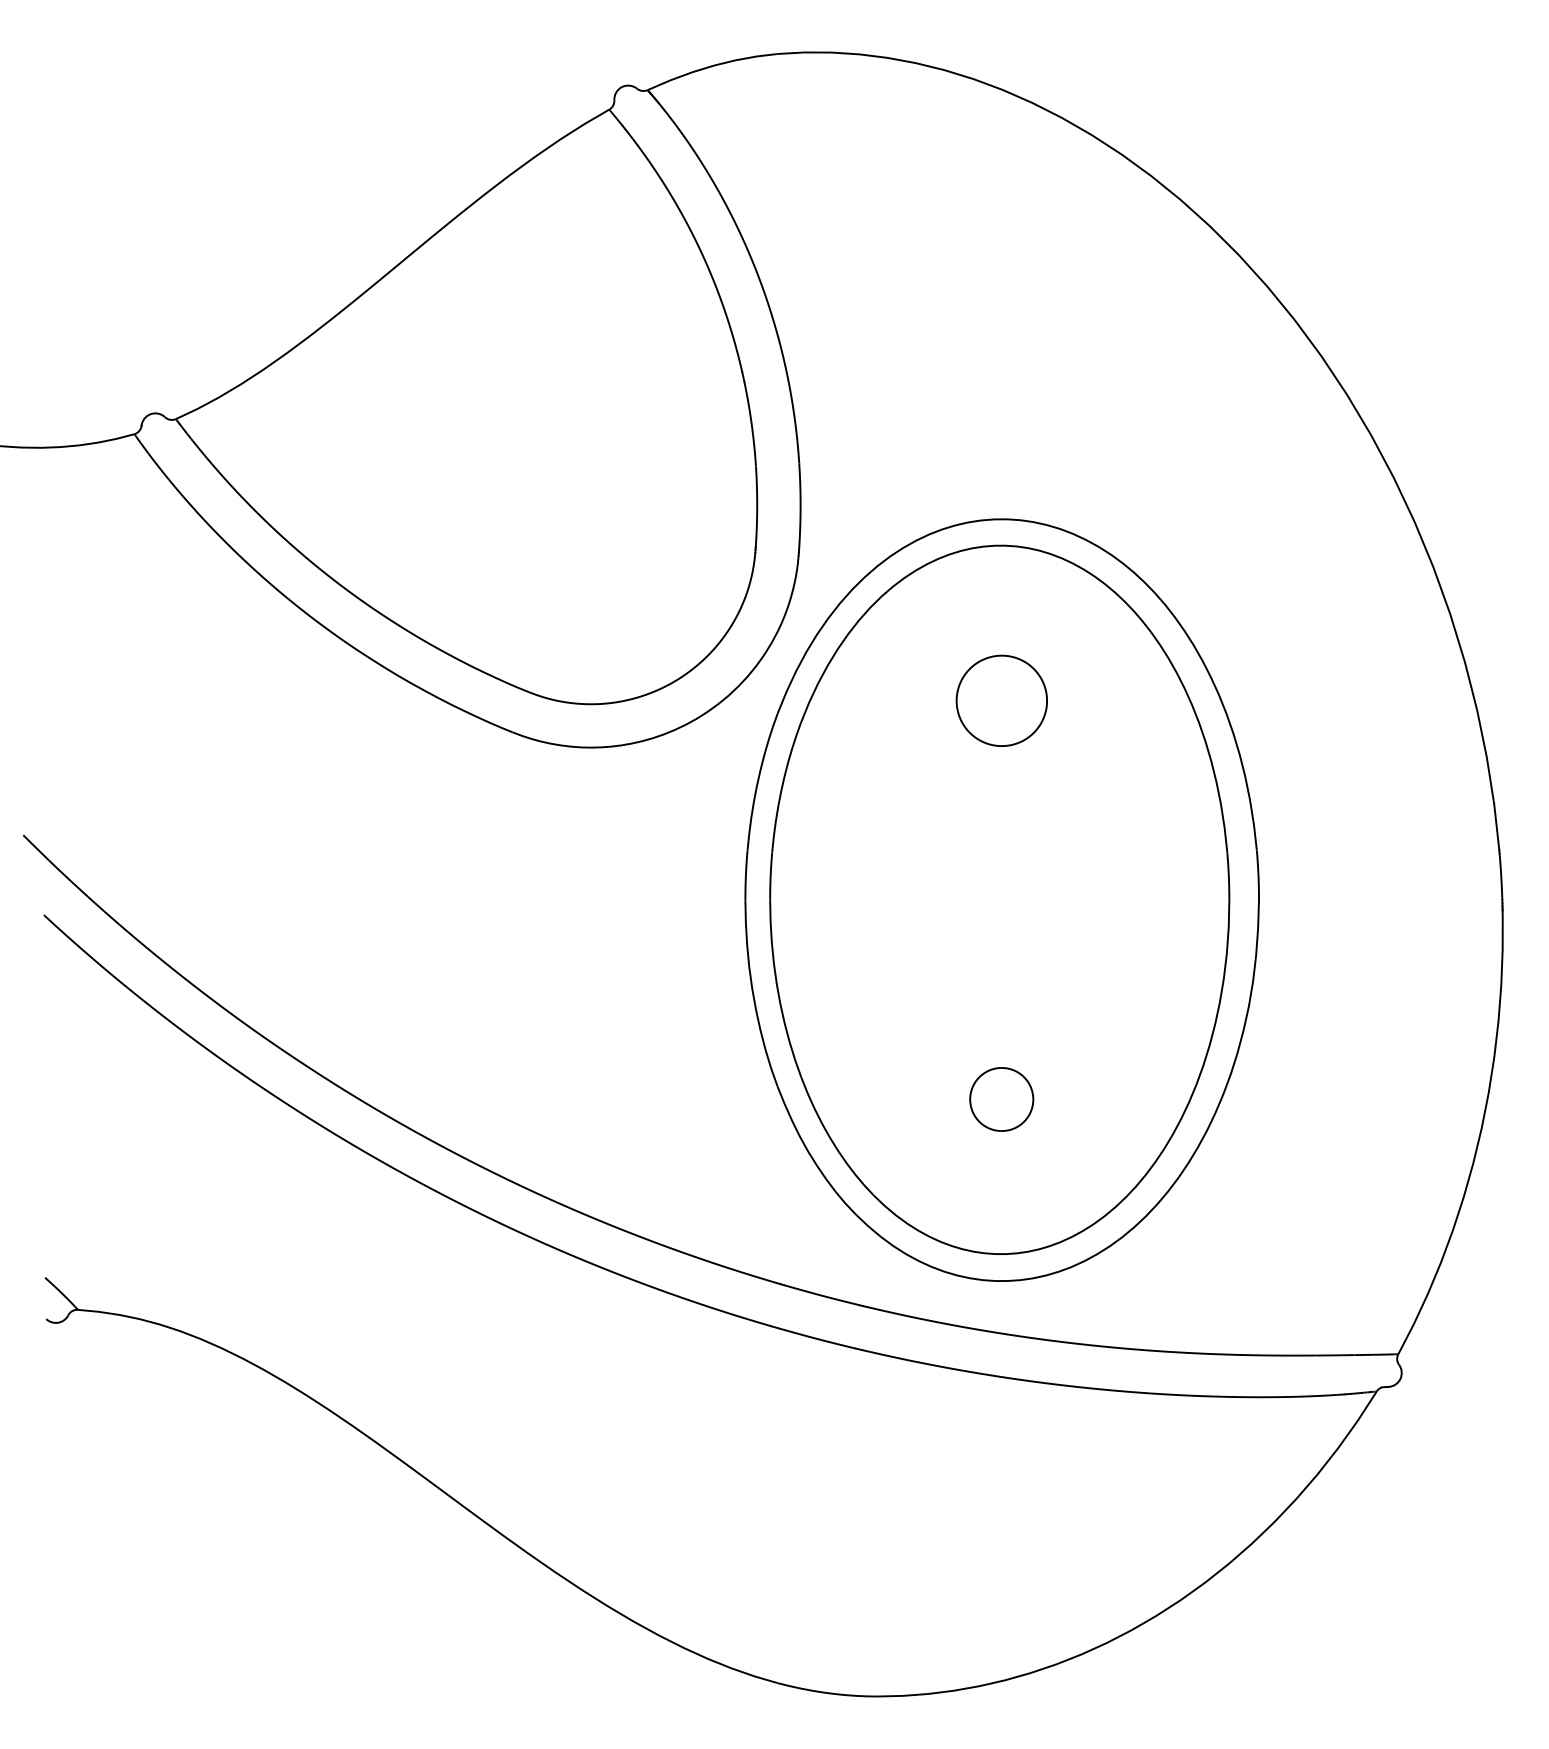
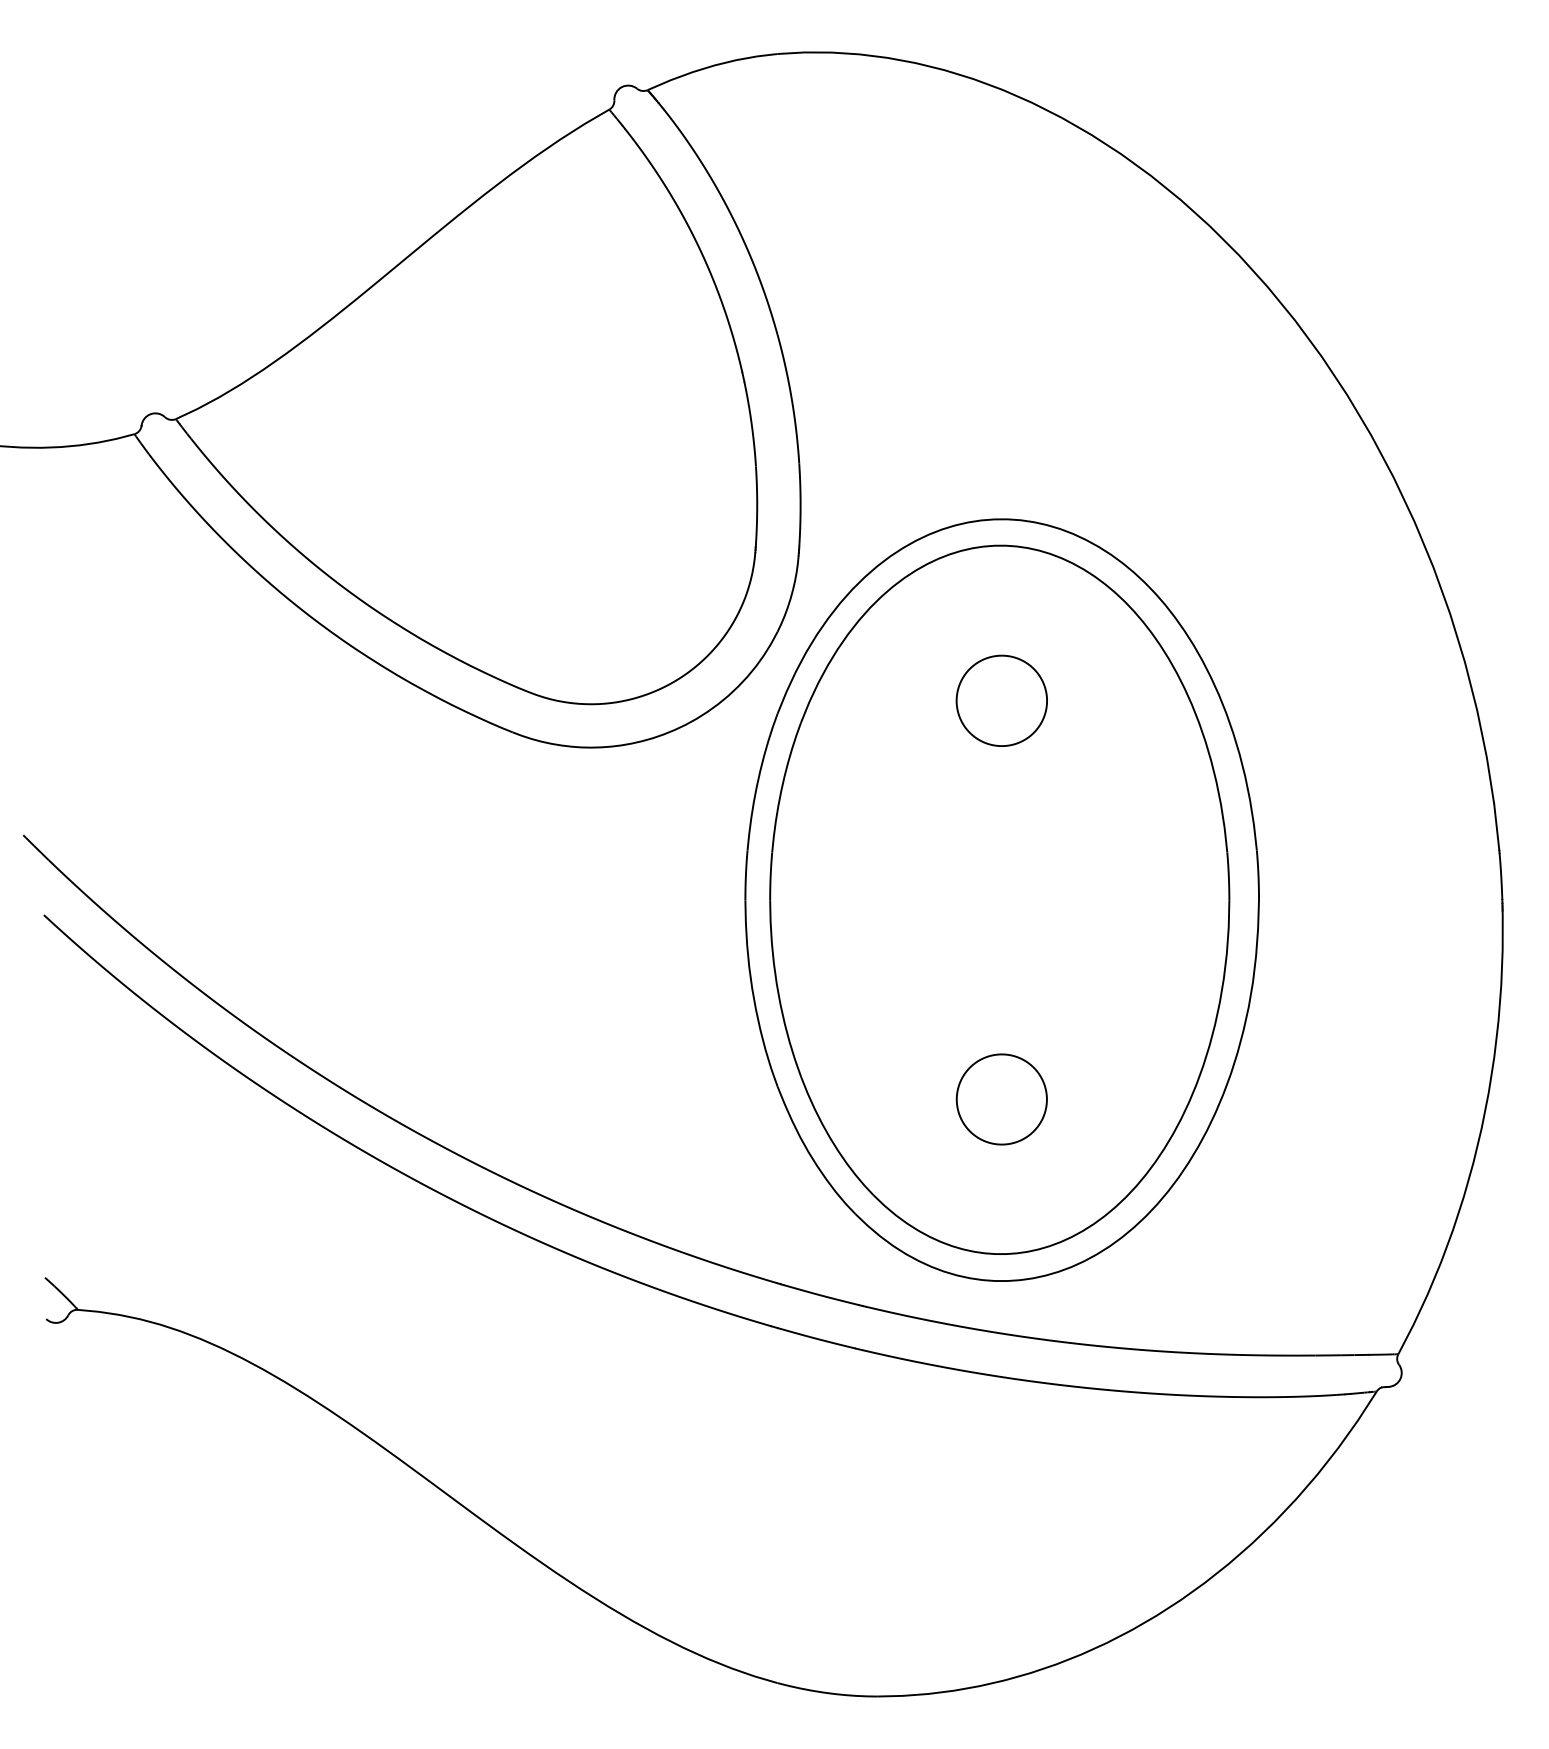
part size: 66x65 px -> 93x93 px (1001, 1099)
